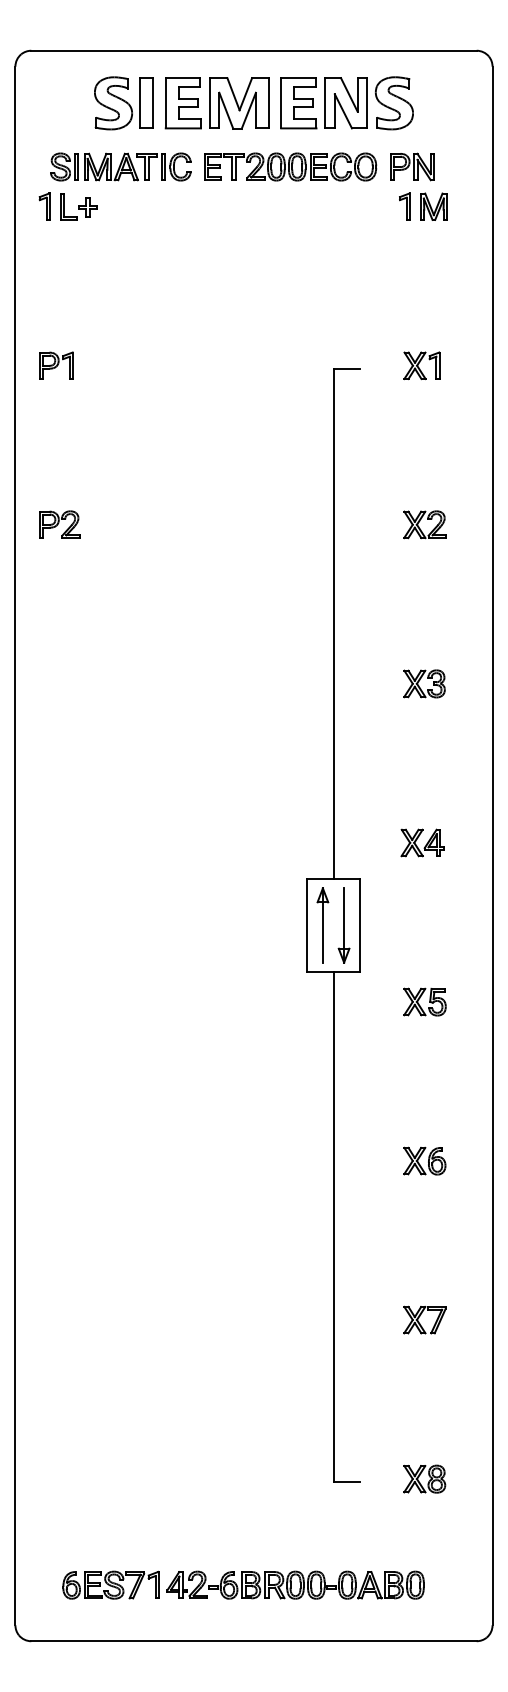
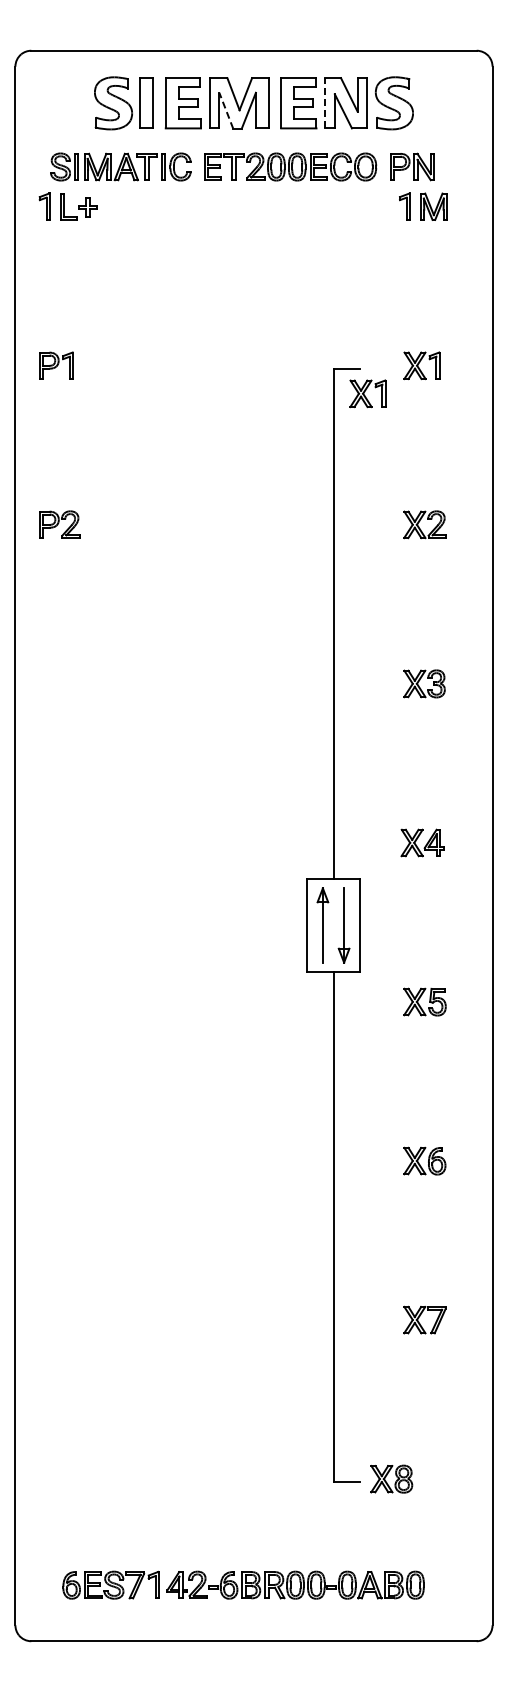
line: solid -> dashed (325, 102)
line: solid -> dashed (226, 110)
part: none -> present (367, 393)
part position: (424, 1478) -> (391, 1478) (391, 1478)
